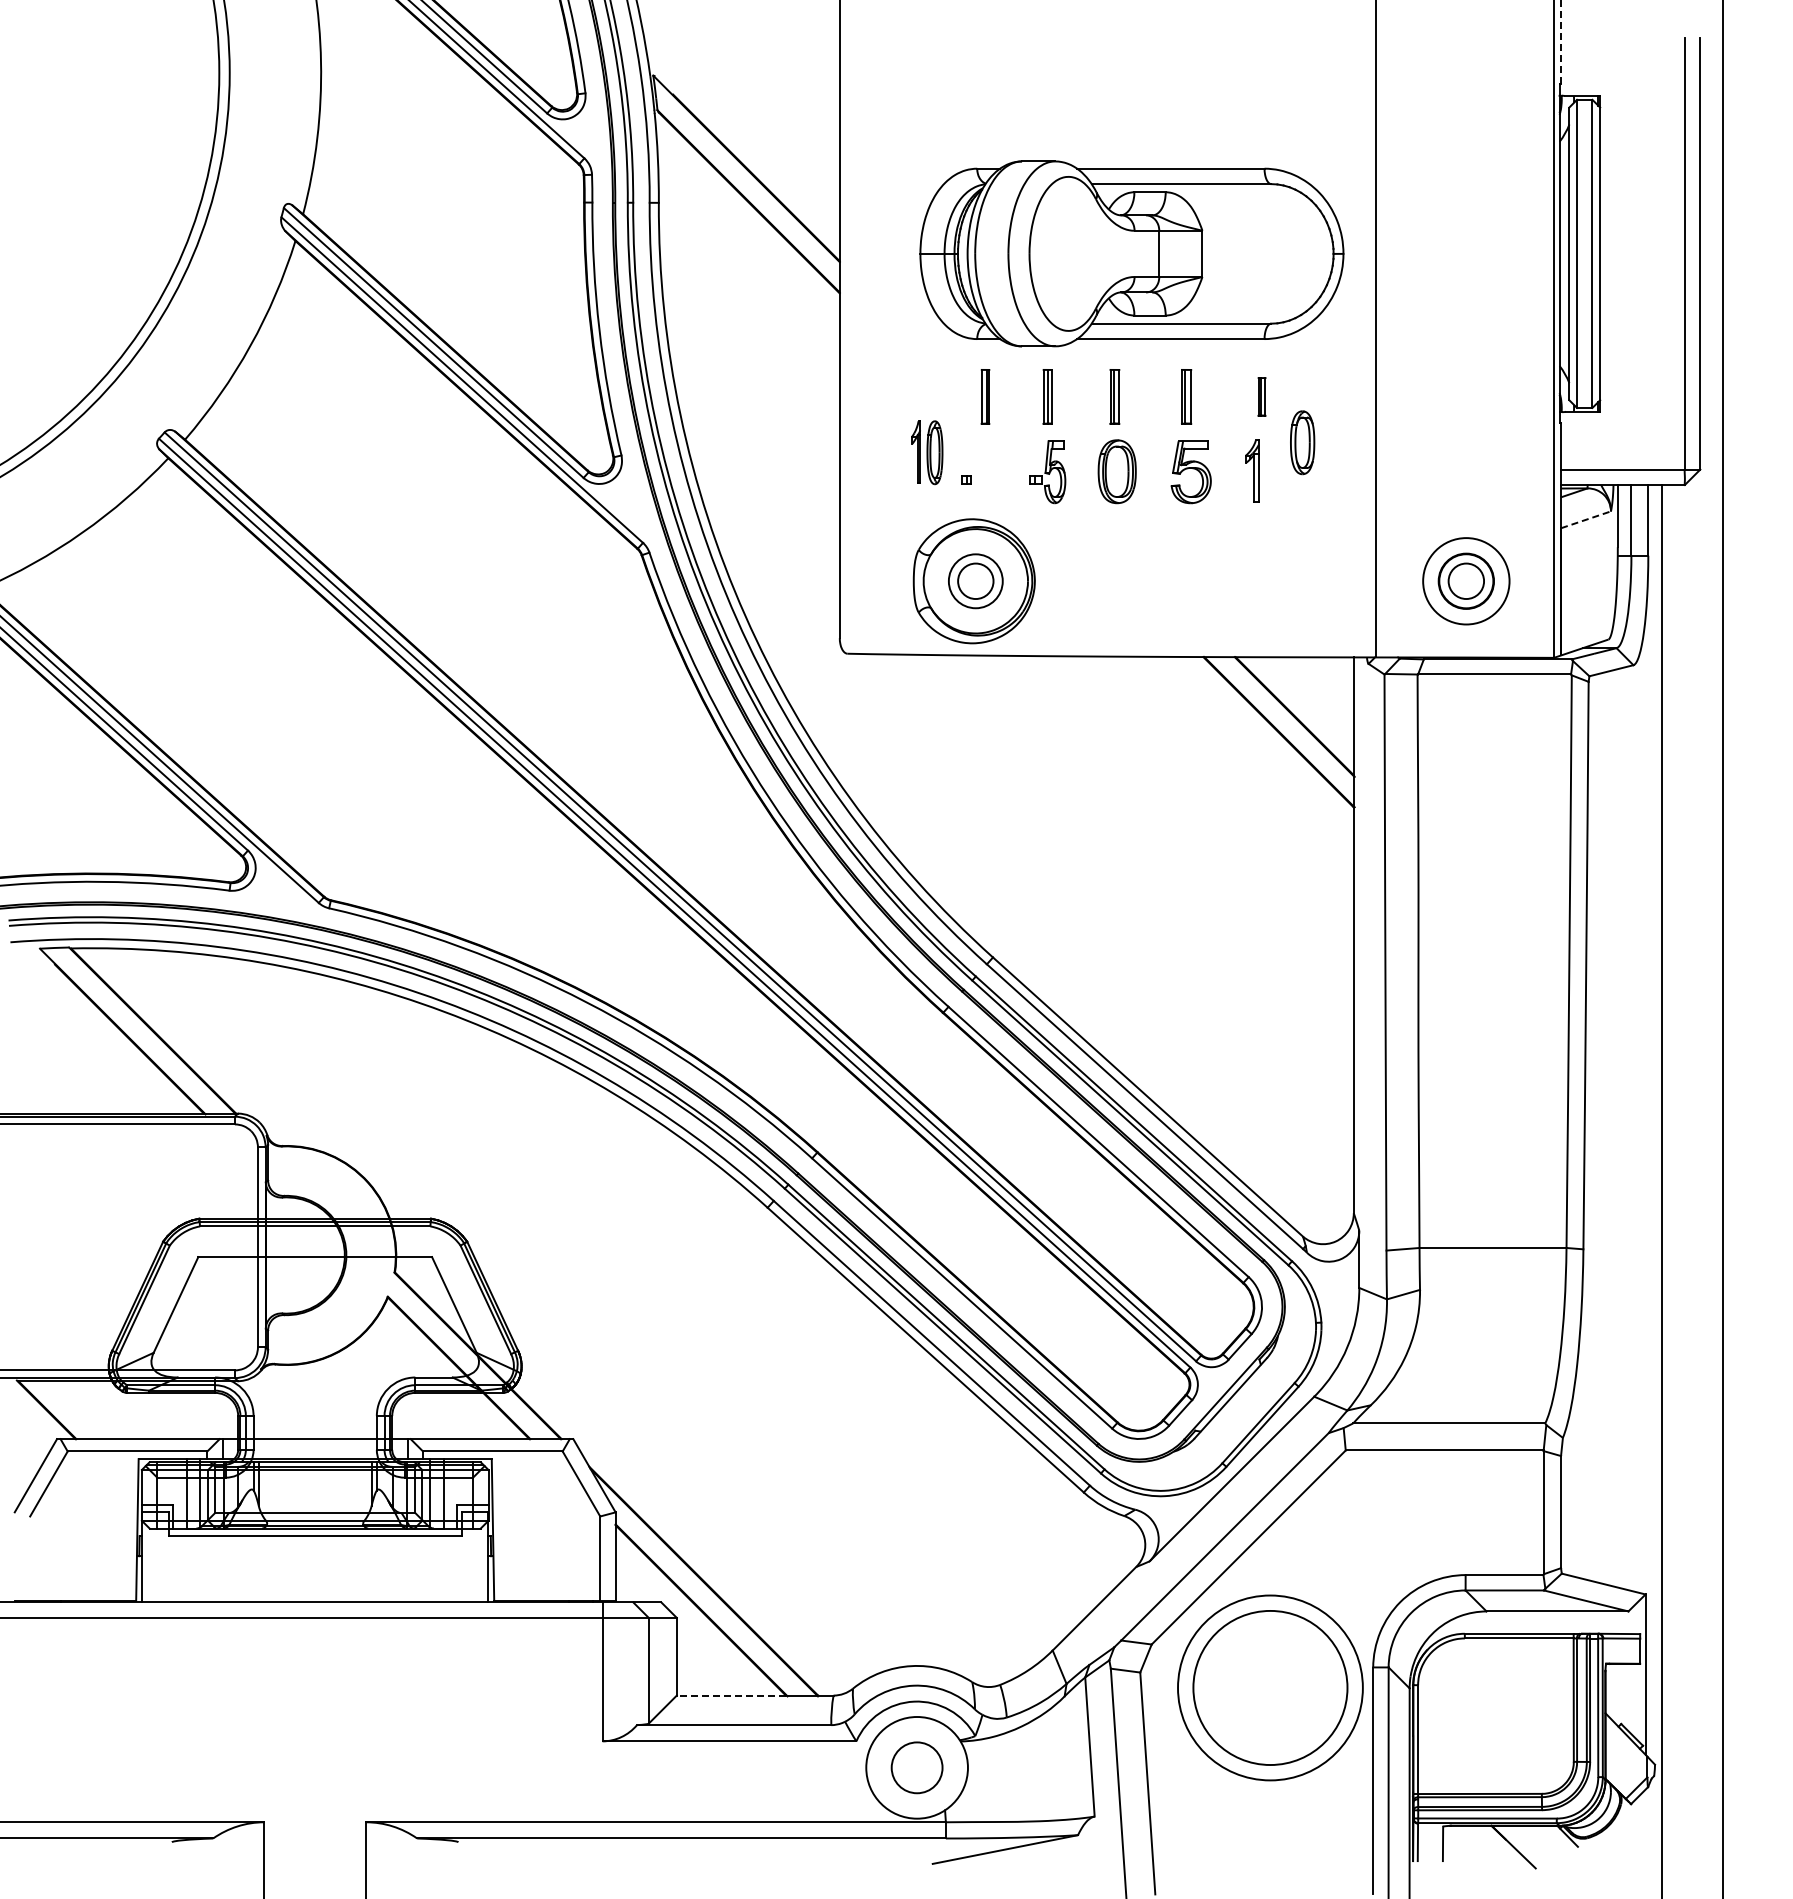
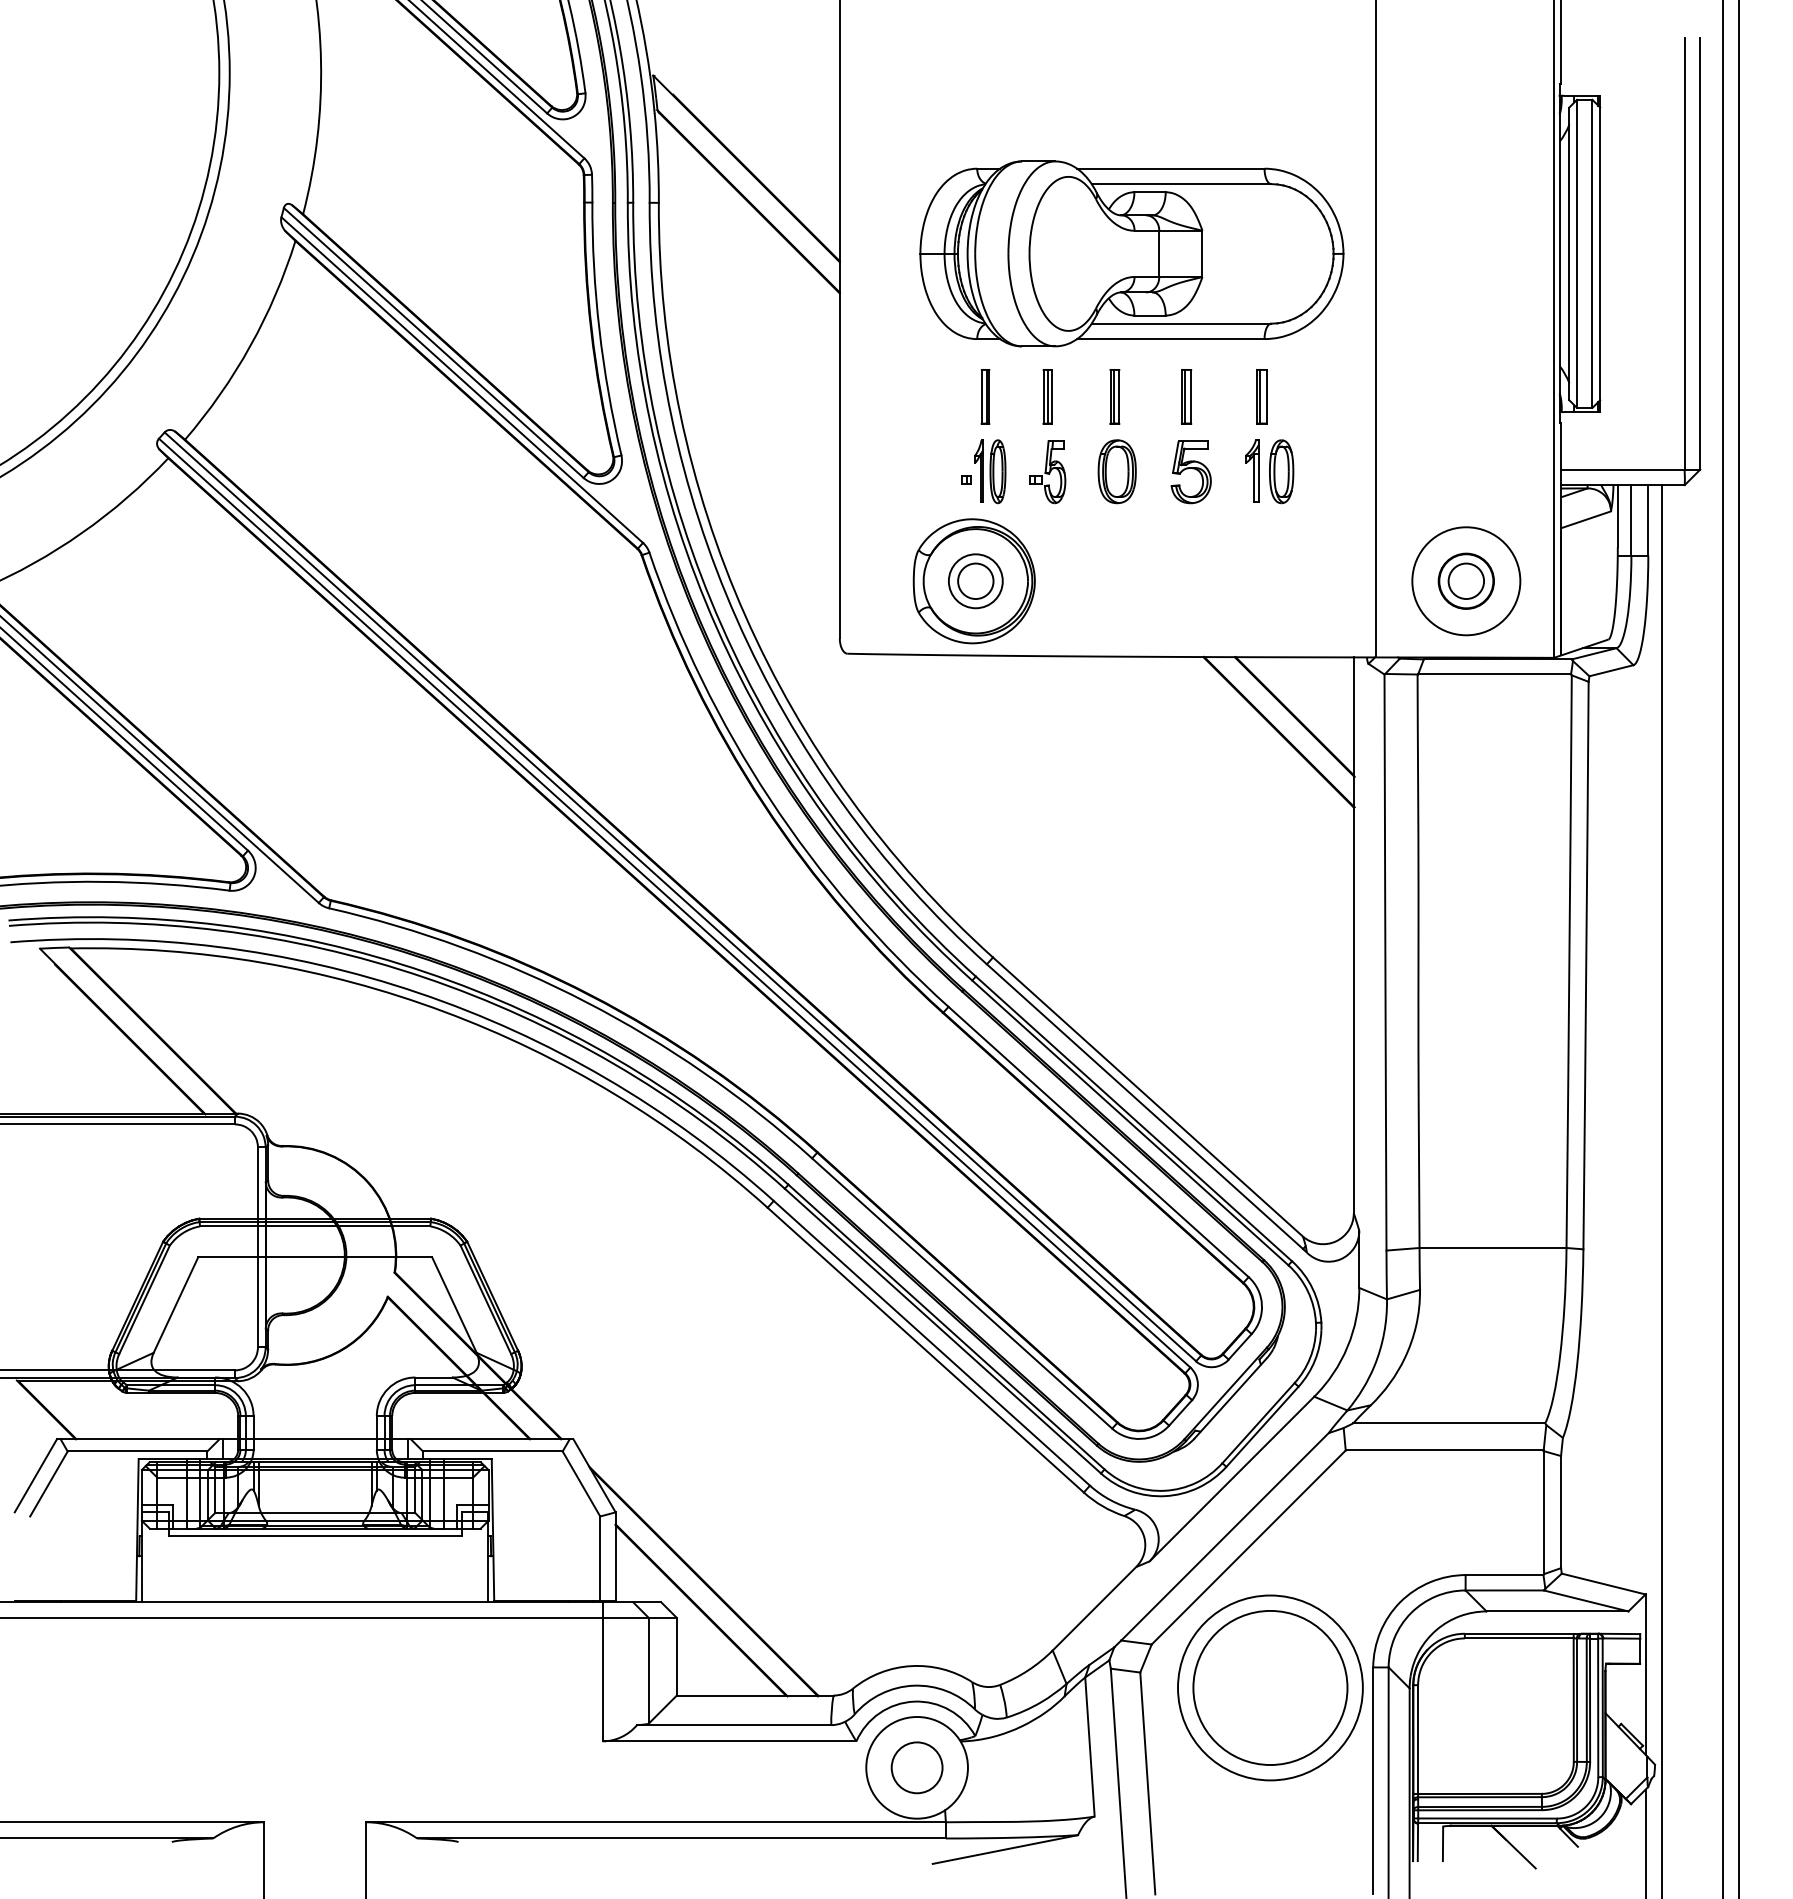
line: dashed -> solid (1561, 42)
part size: 10x40 px -> 12x56 px (1261, 396)
part position: (1302, 442) -> (1281, 471) (1281, 471)
part position: (927, 452) -> (990, 471) (990, 471)
line: dashed -> solid (1586, 519)
circle diameter: 86 px -> 108 px (1466, 581)
line: none -> present (1739, 948)
line: dashed -> solid (731, 1695)
line: none -> present (1645, 1842)
